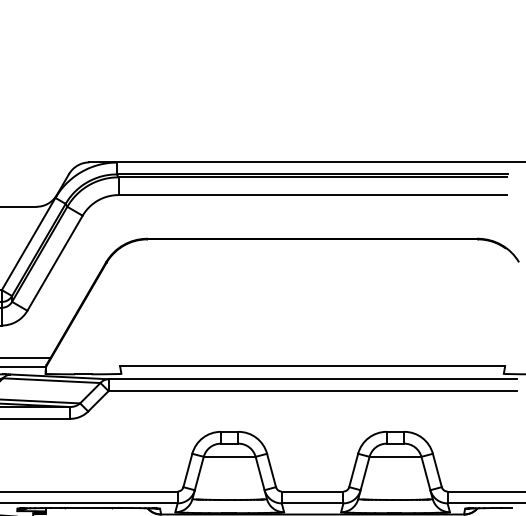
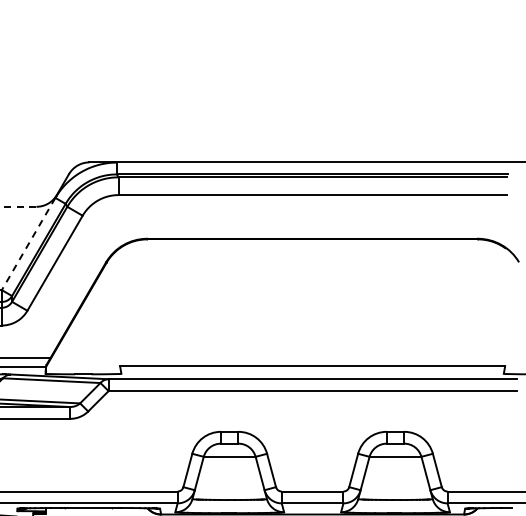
line: solid -> dashed (18, 206)
line: solid -> dashed (28, 244)
